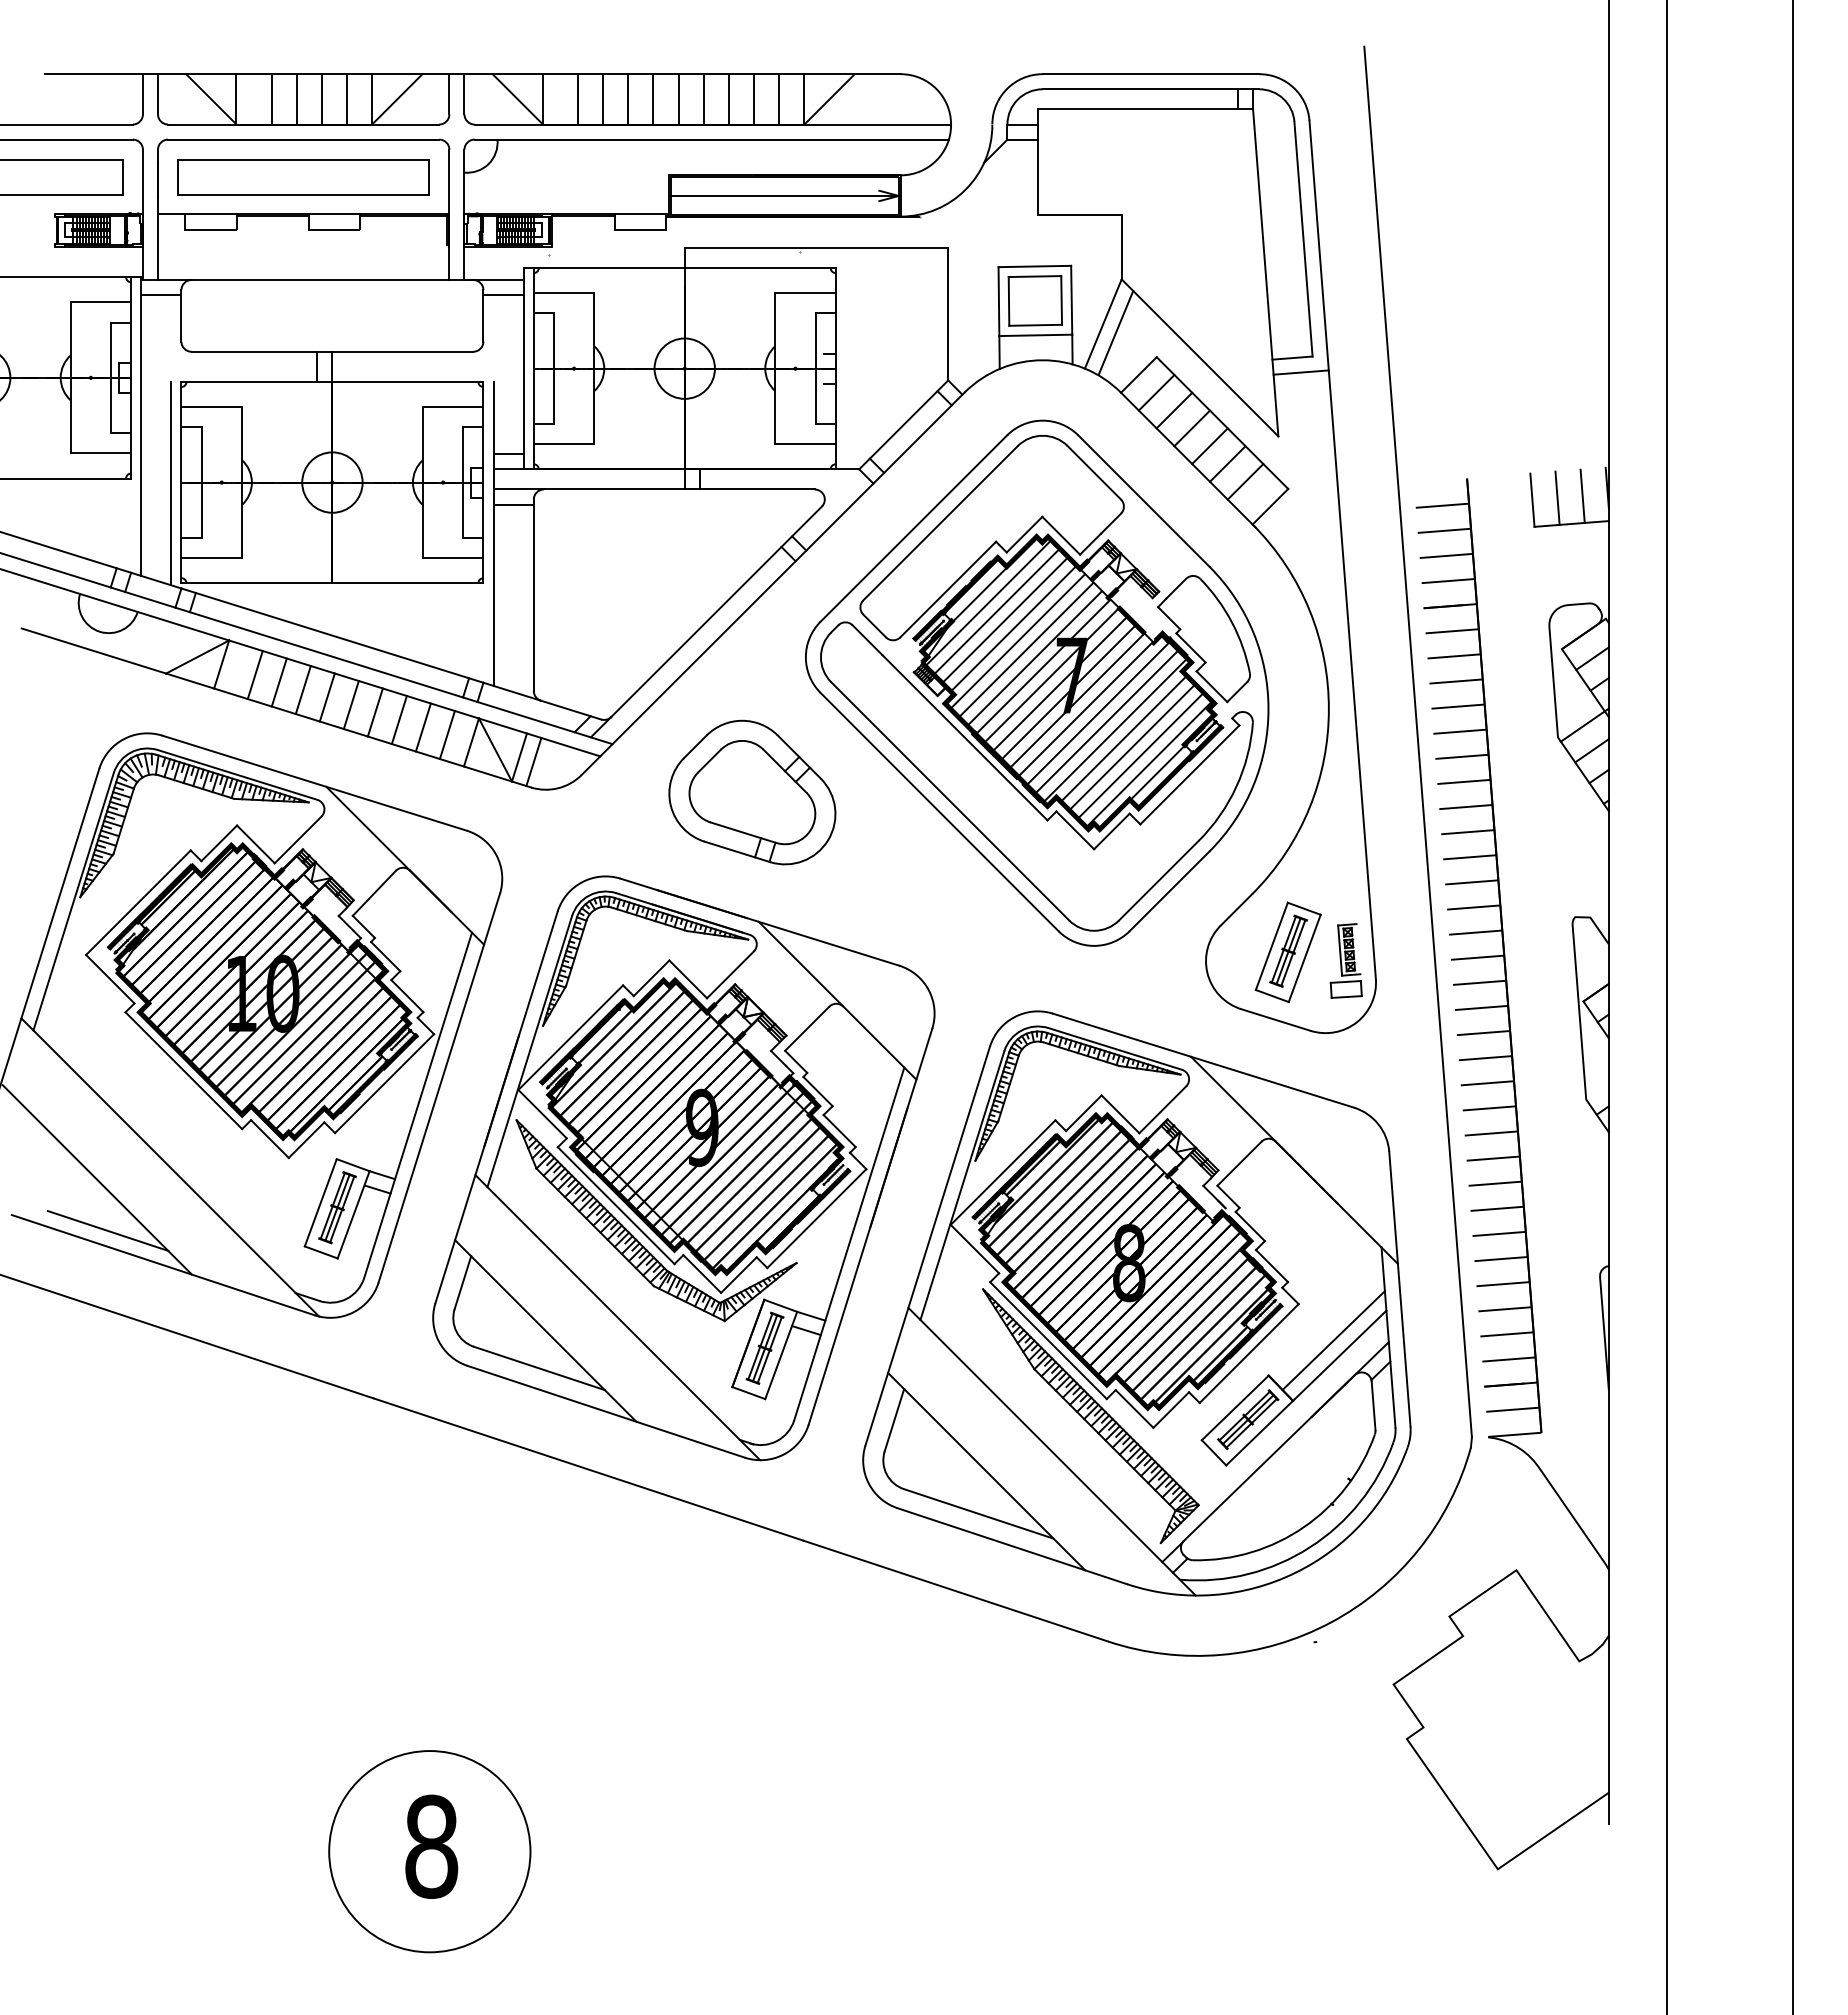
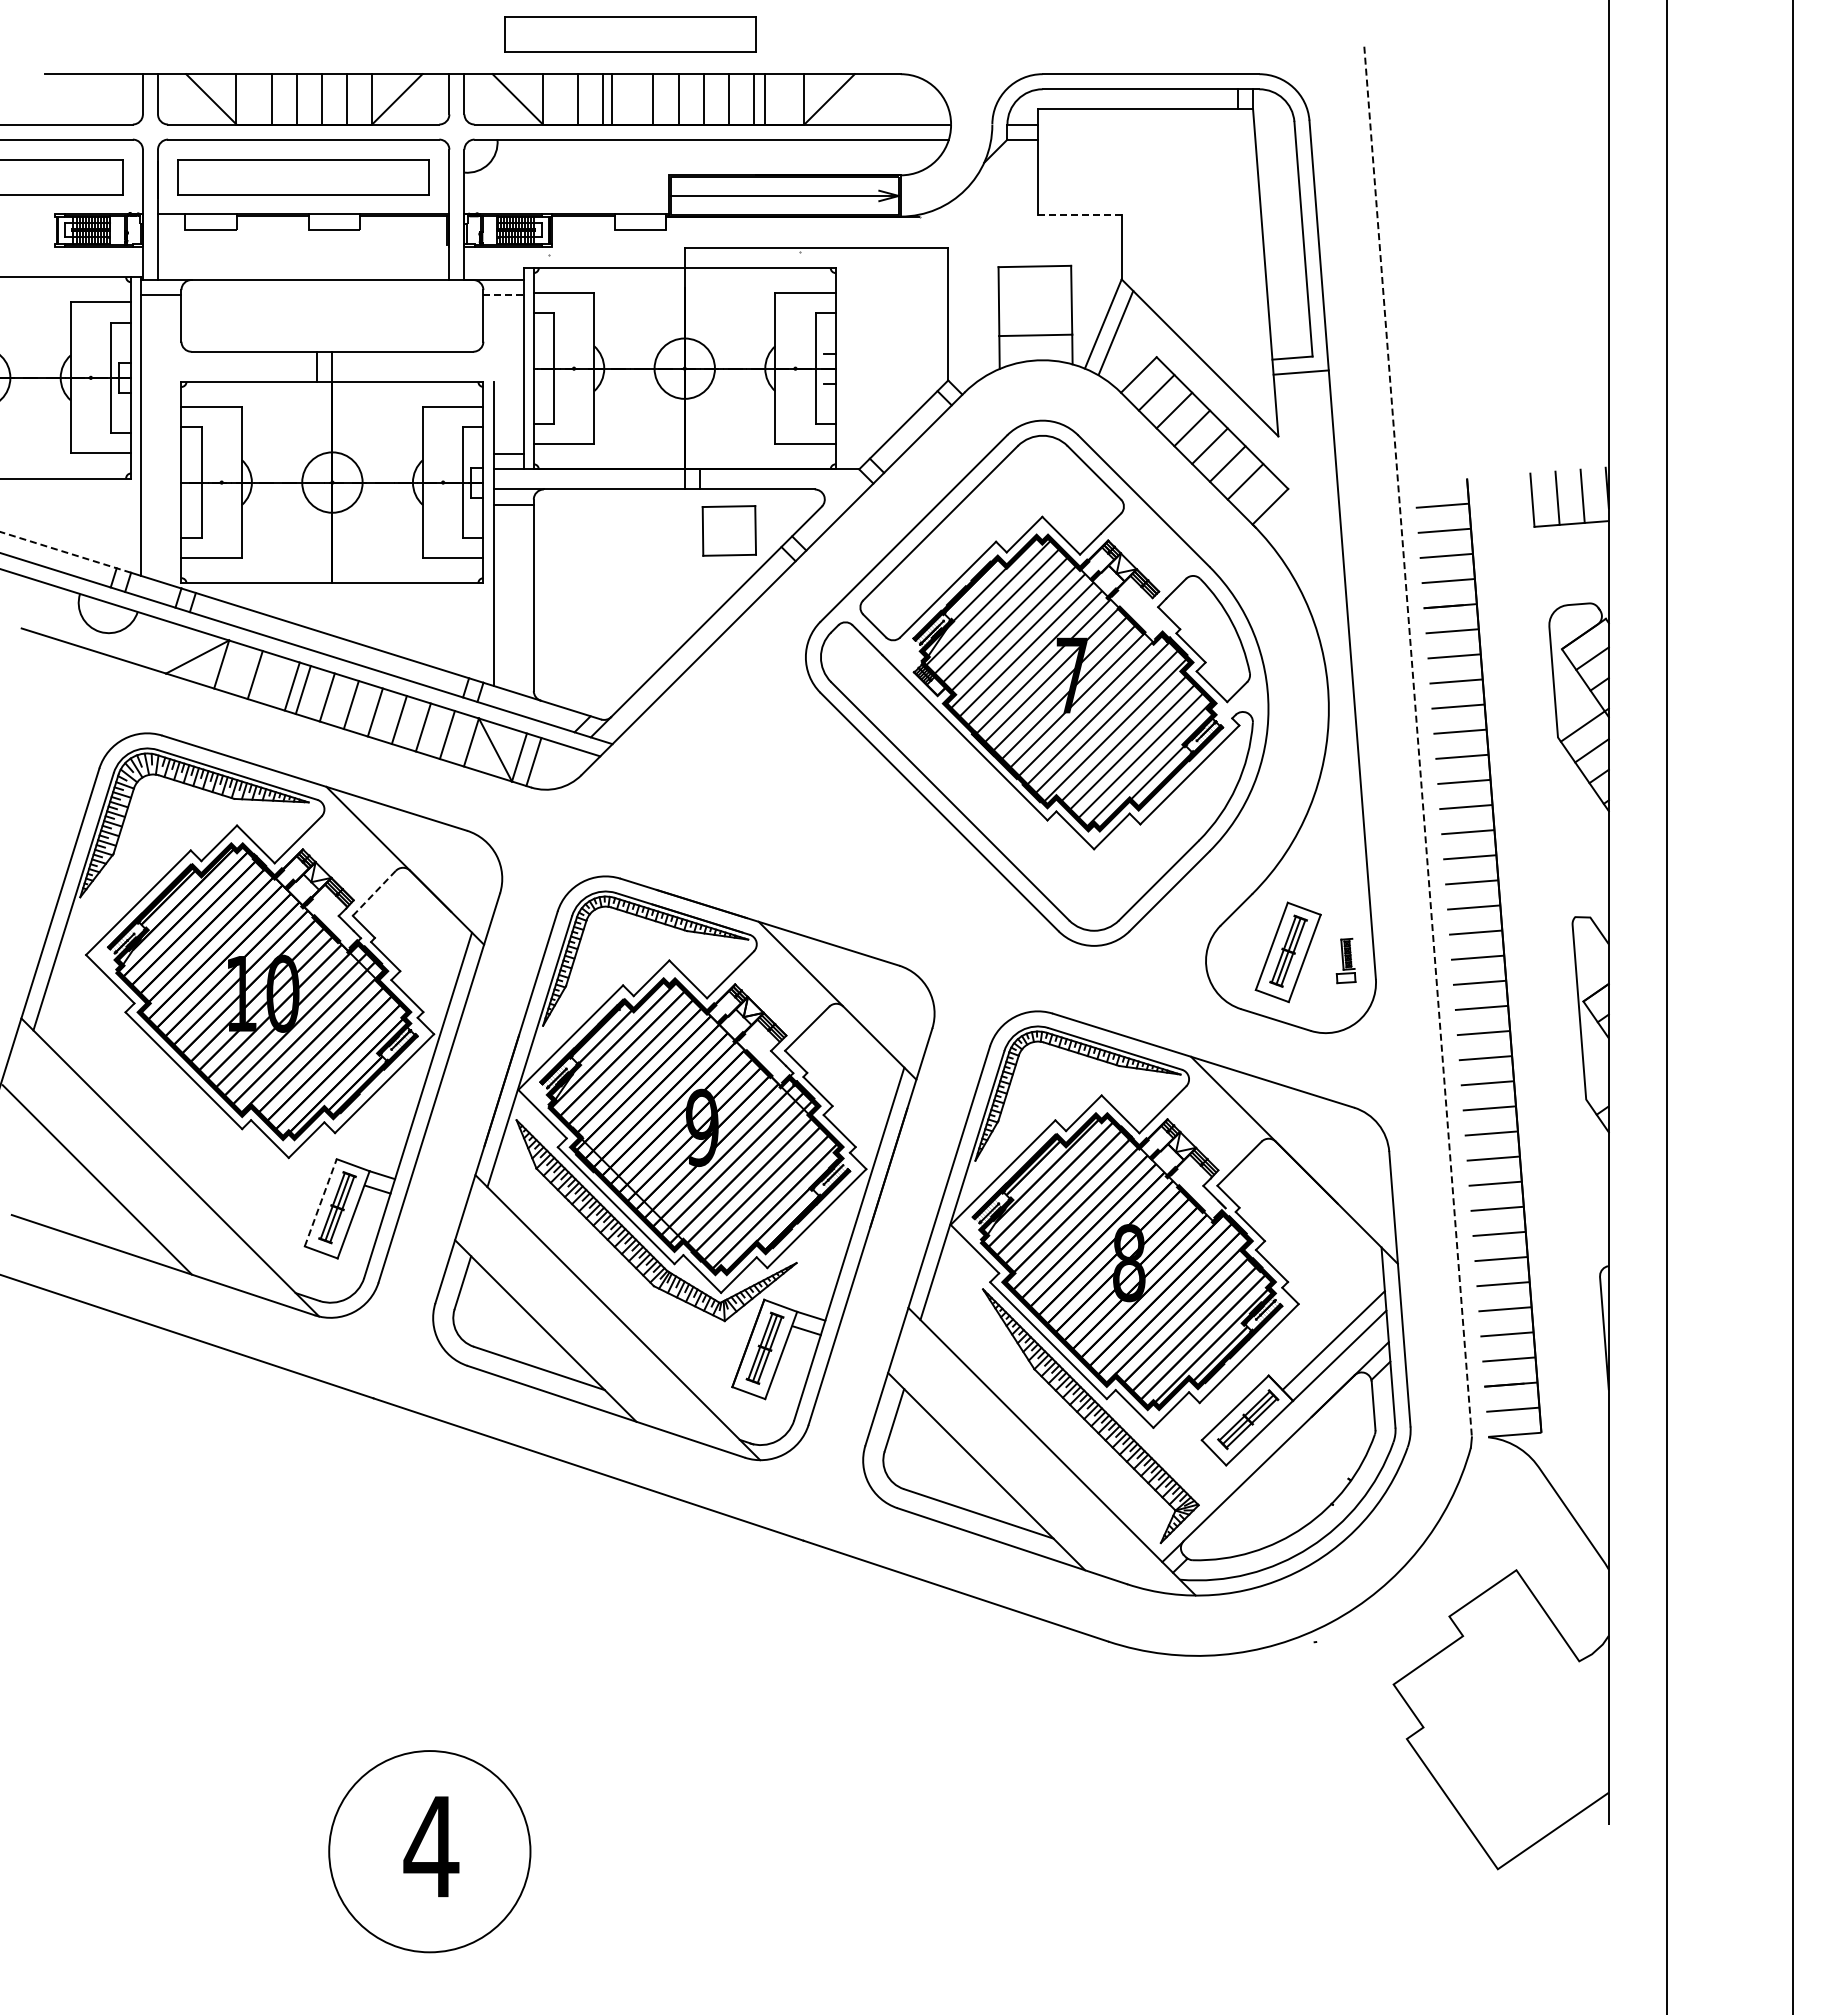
part: none -> present (630, 34)
line position: (628, 99) -> (612, 99) (612, 99)
line position: (779, 99) -> (765, 99) (765, 99)
line: solid -> dashed (1080, 214)
line: solid -> dashed (504, 295)
part position: (1034, 300) -> (728, 530) (728, 530)
line: present -> none (171, 483)
line: solid -> dashed (65, 552)
line position: (278, 682) -> (291, 686) (291, 686)
line: solid -> dashed (1418, 742)
part: present -> none (752, 792)
line: solid -> dashed (373, 893)
part size: 34x76 px -> 22x48 px (1345, 960)
line: solid -> dashed (320, 1202)
line: present -> none (107, 1230)
text: 8 -> 4 (431, 1846)
